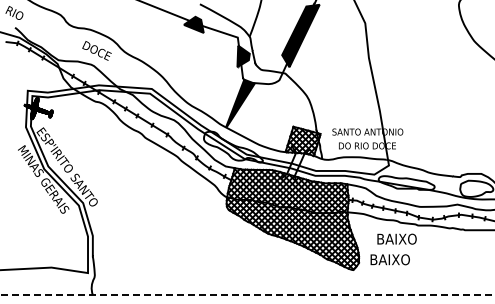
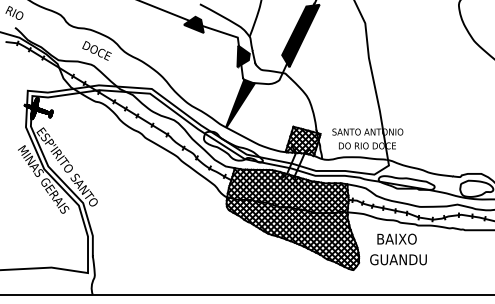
text: BAIXO -> GUANDU (398, 259)
line: dashed -> solid (247, 295)
